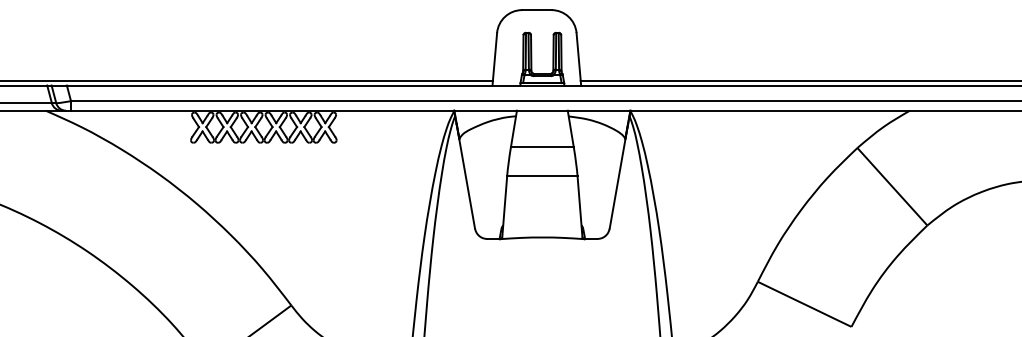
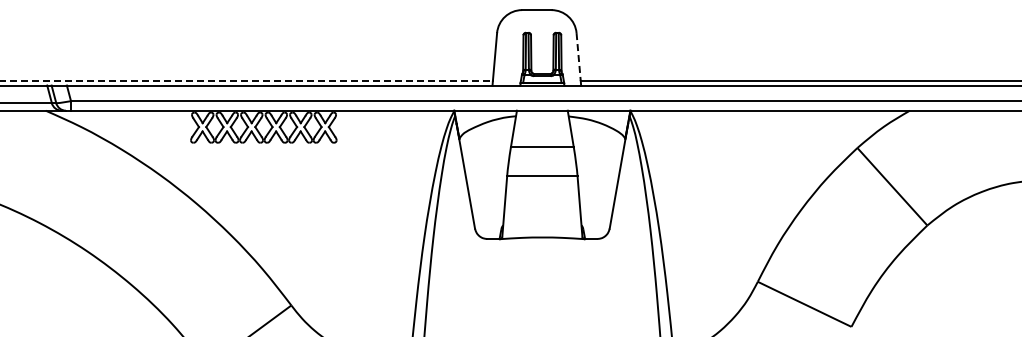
line: solid -> dashed (578, 56)
line: solid -> dashed (247, 80)
